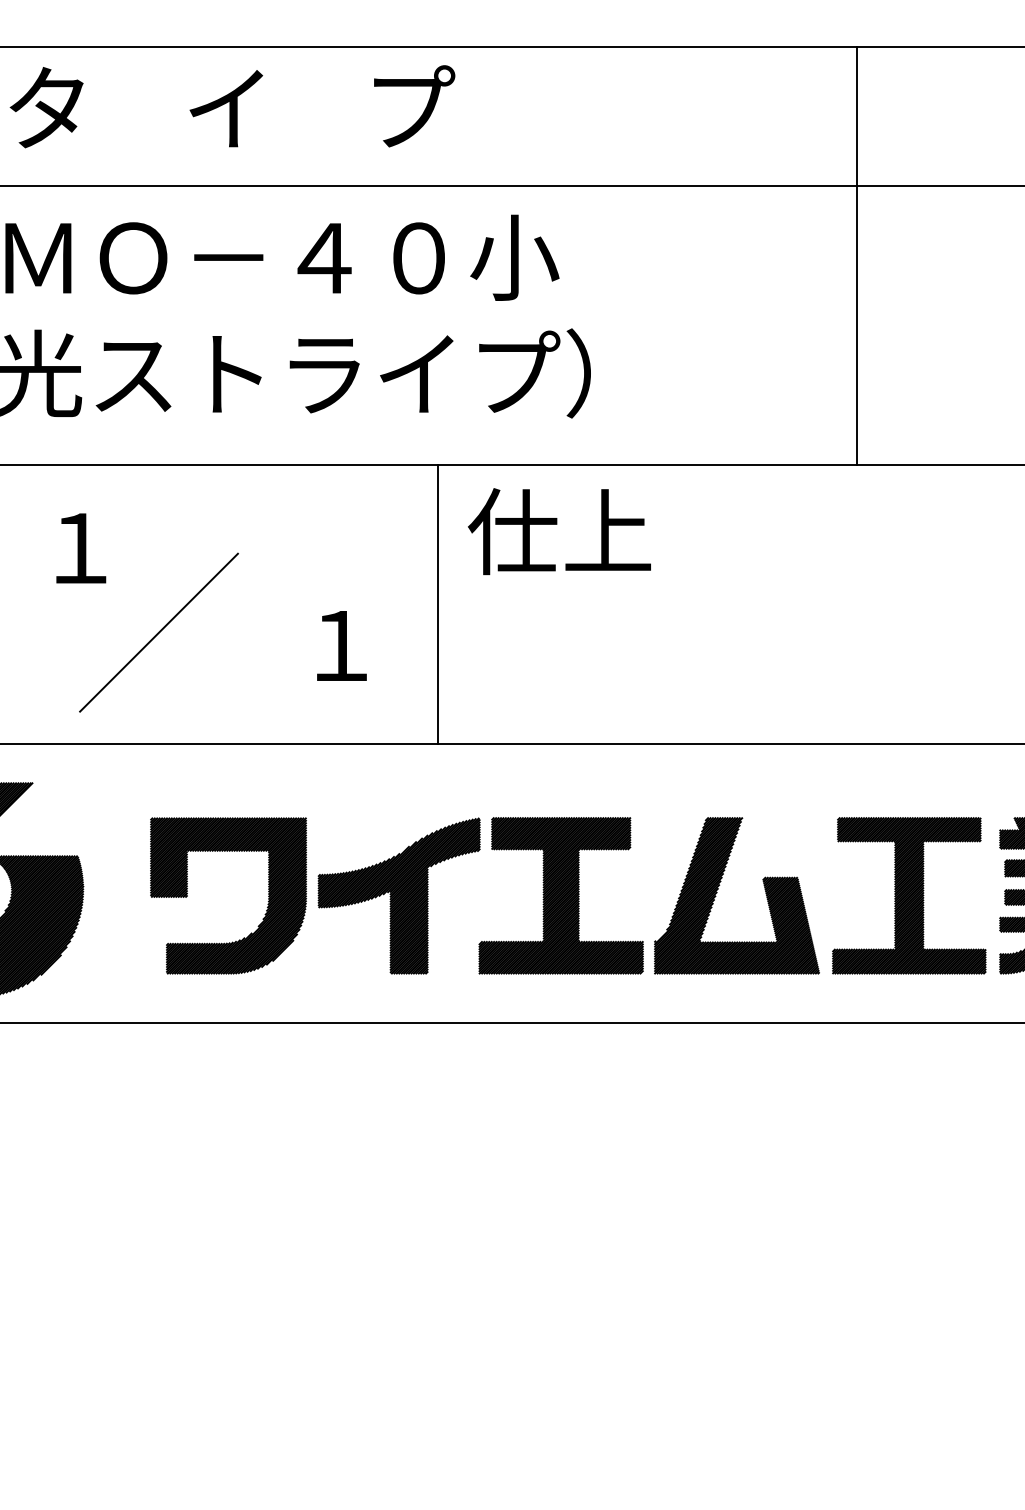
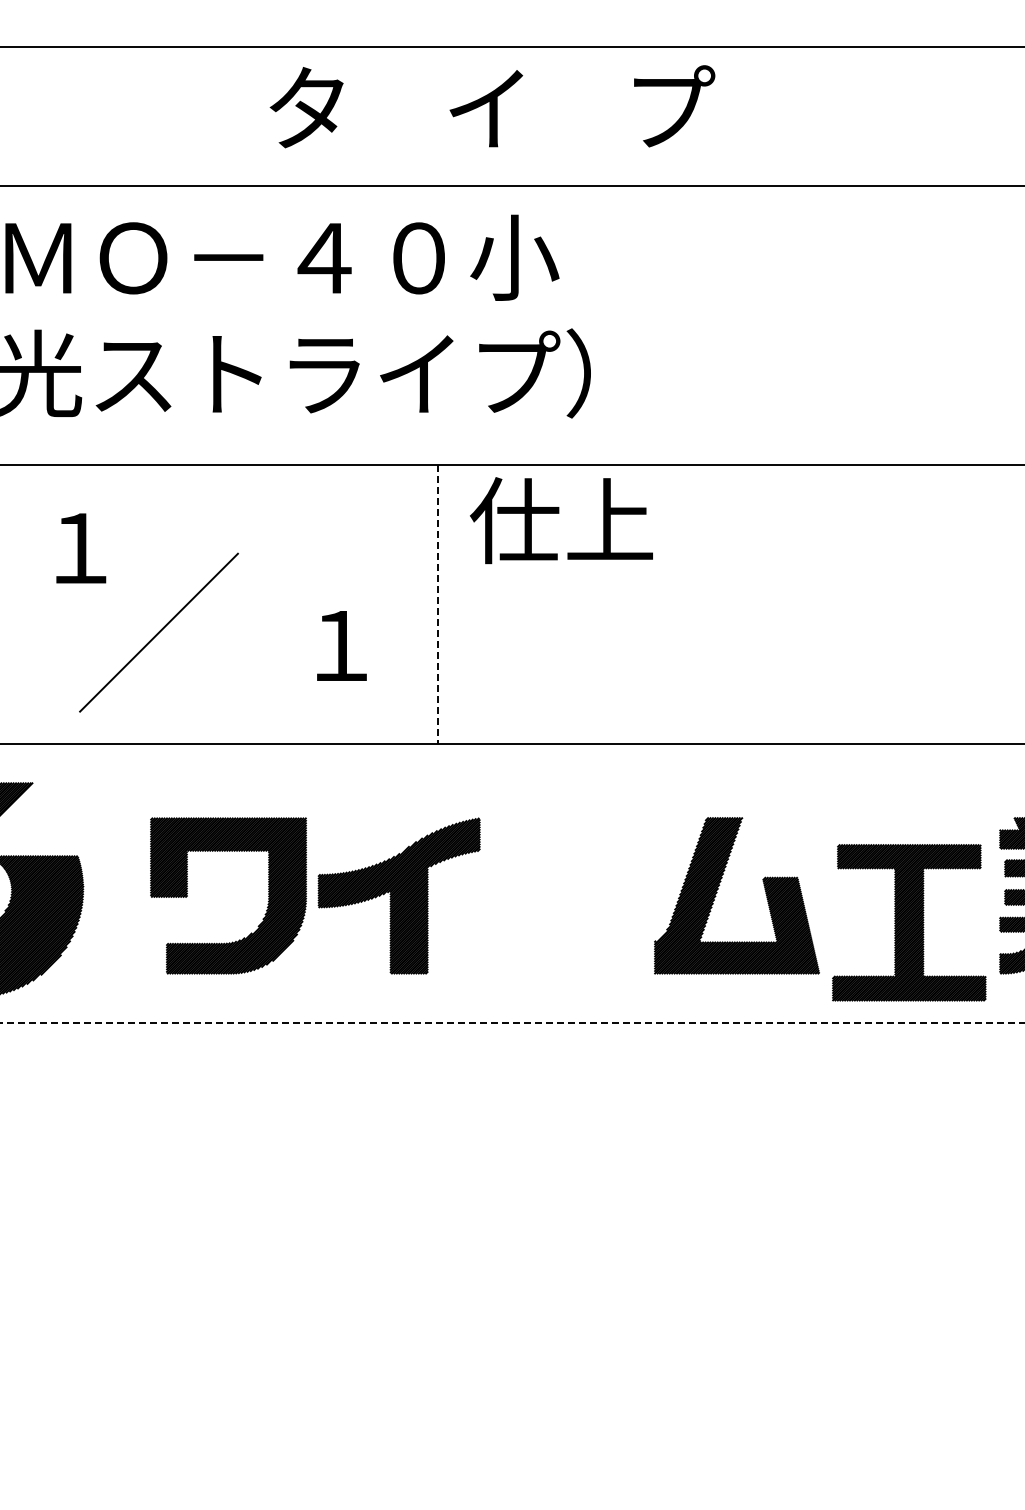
text position: (232, 106) -> (492, 106) (492, 106)
line: present -> none (856, 255)
text position: (559, 531) -> (561, 520) (561, 520)
line: solid -> dashed (438, 604)
part: present -> none (560, 895)
part position: (909, 895) -> (909, 922) (909, 922)
line: solid -> dashed (512, 1023)
